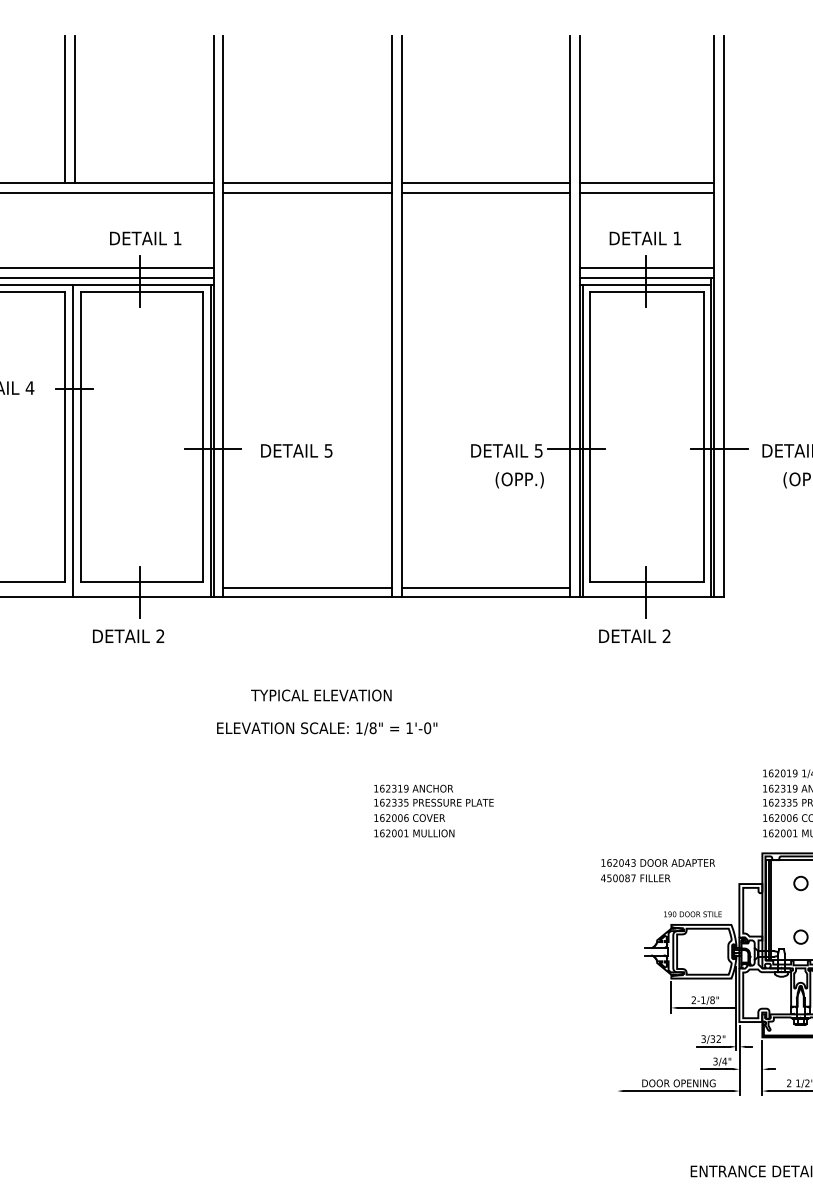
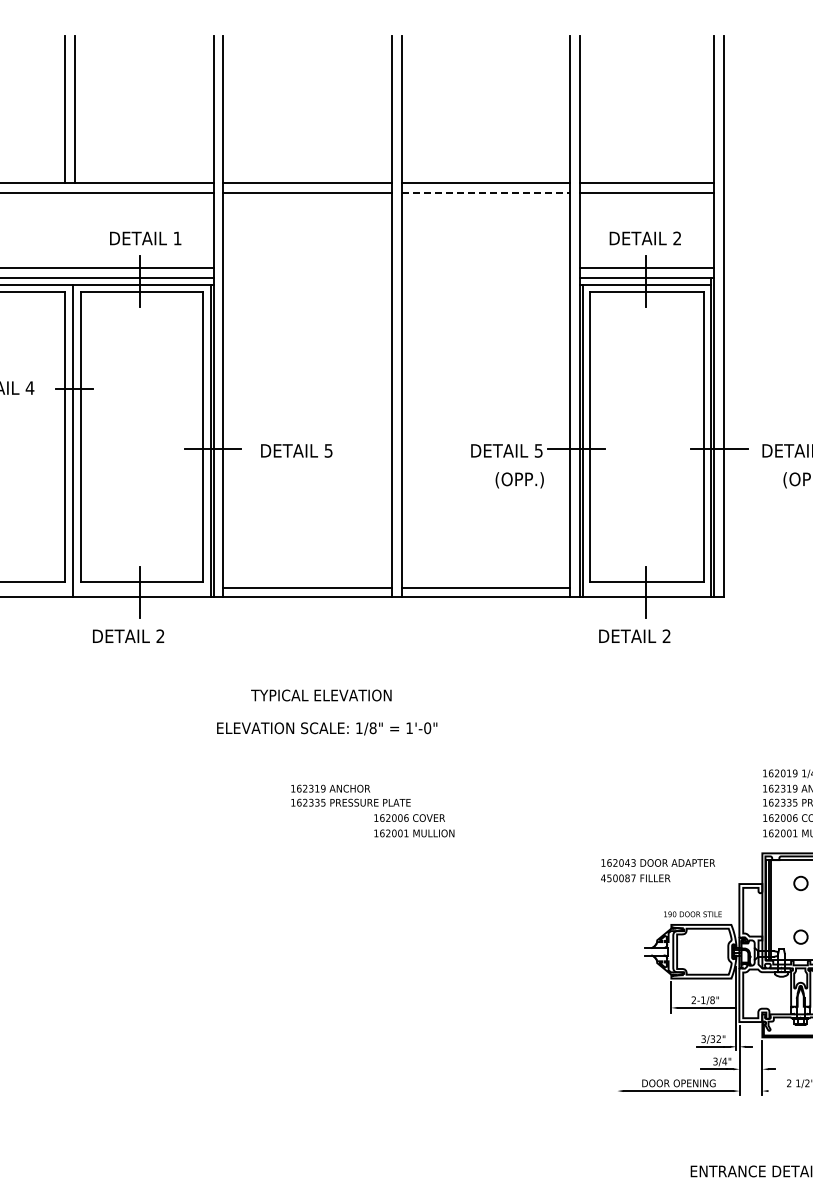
line: solid -> dashed (486, 192)
text: 1 -> 2 (677, 238)
text position: (433, 795) -> (350, 795) (350, 795)
line: present -> none (788, 1091)
